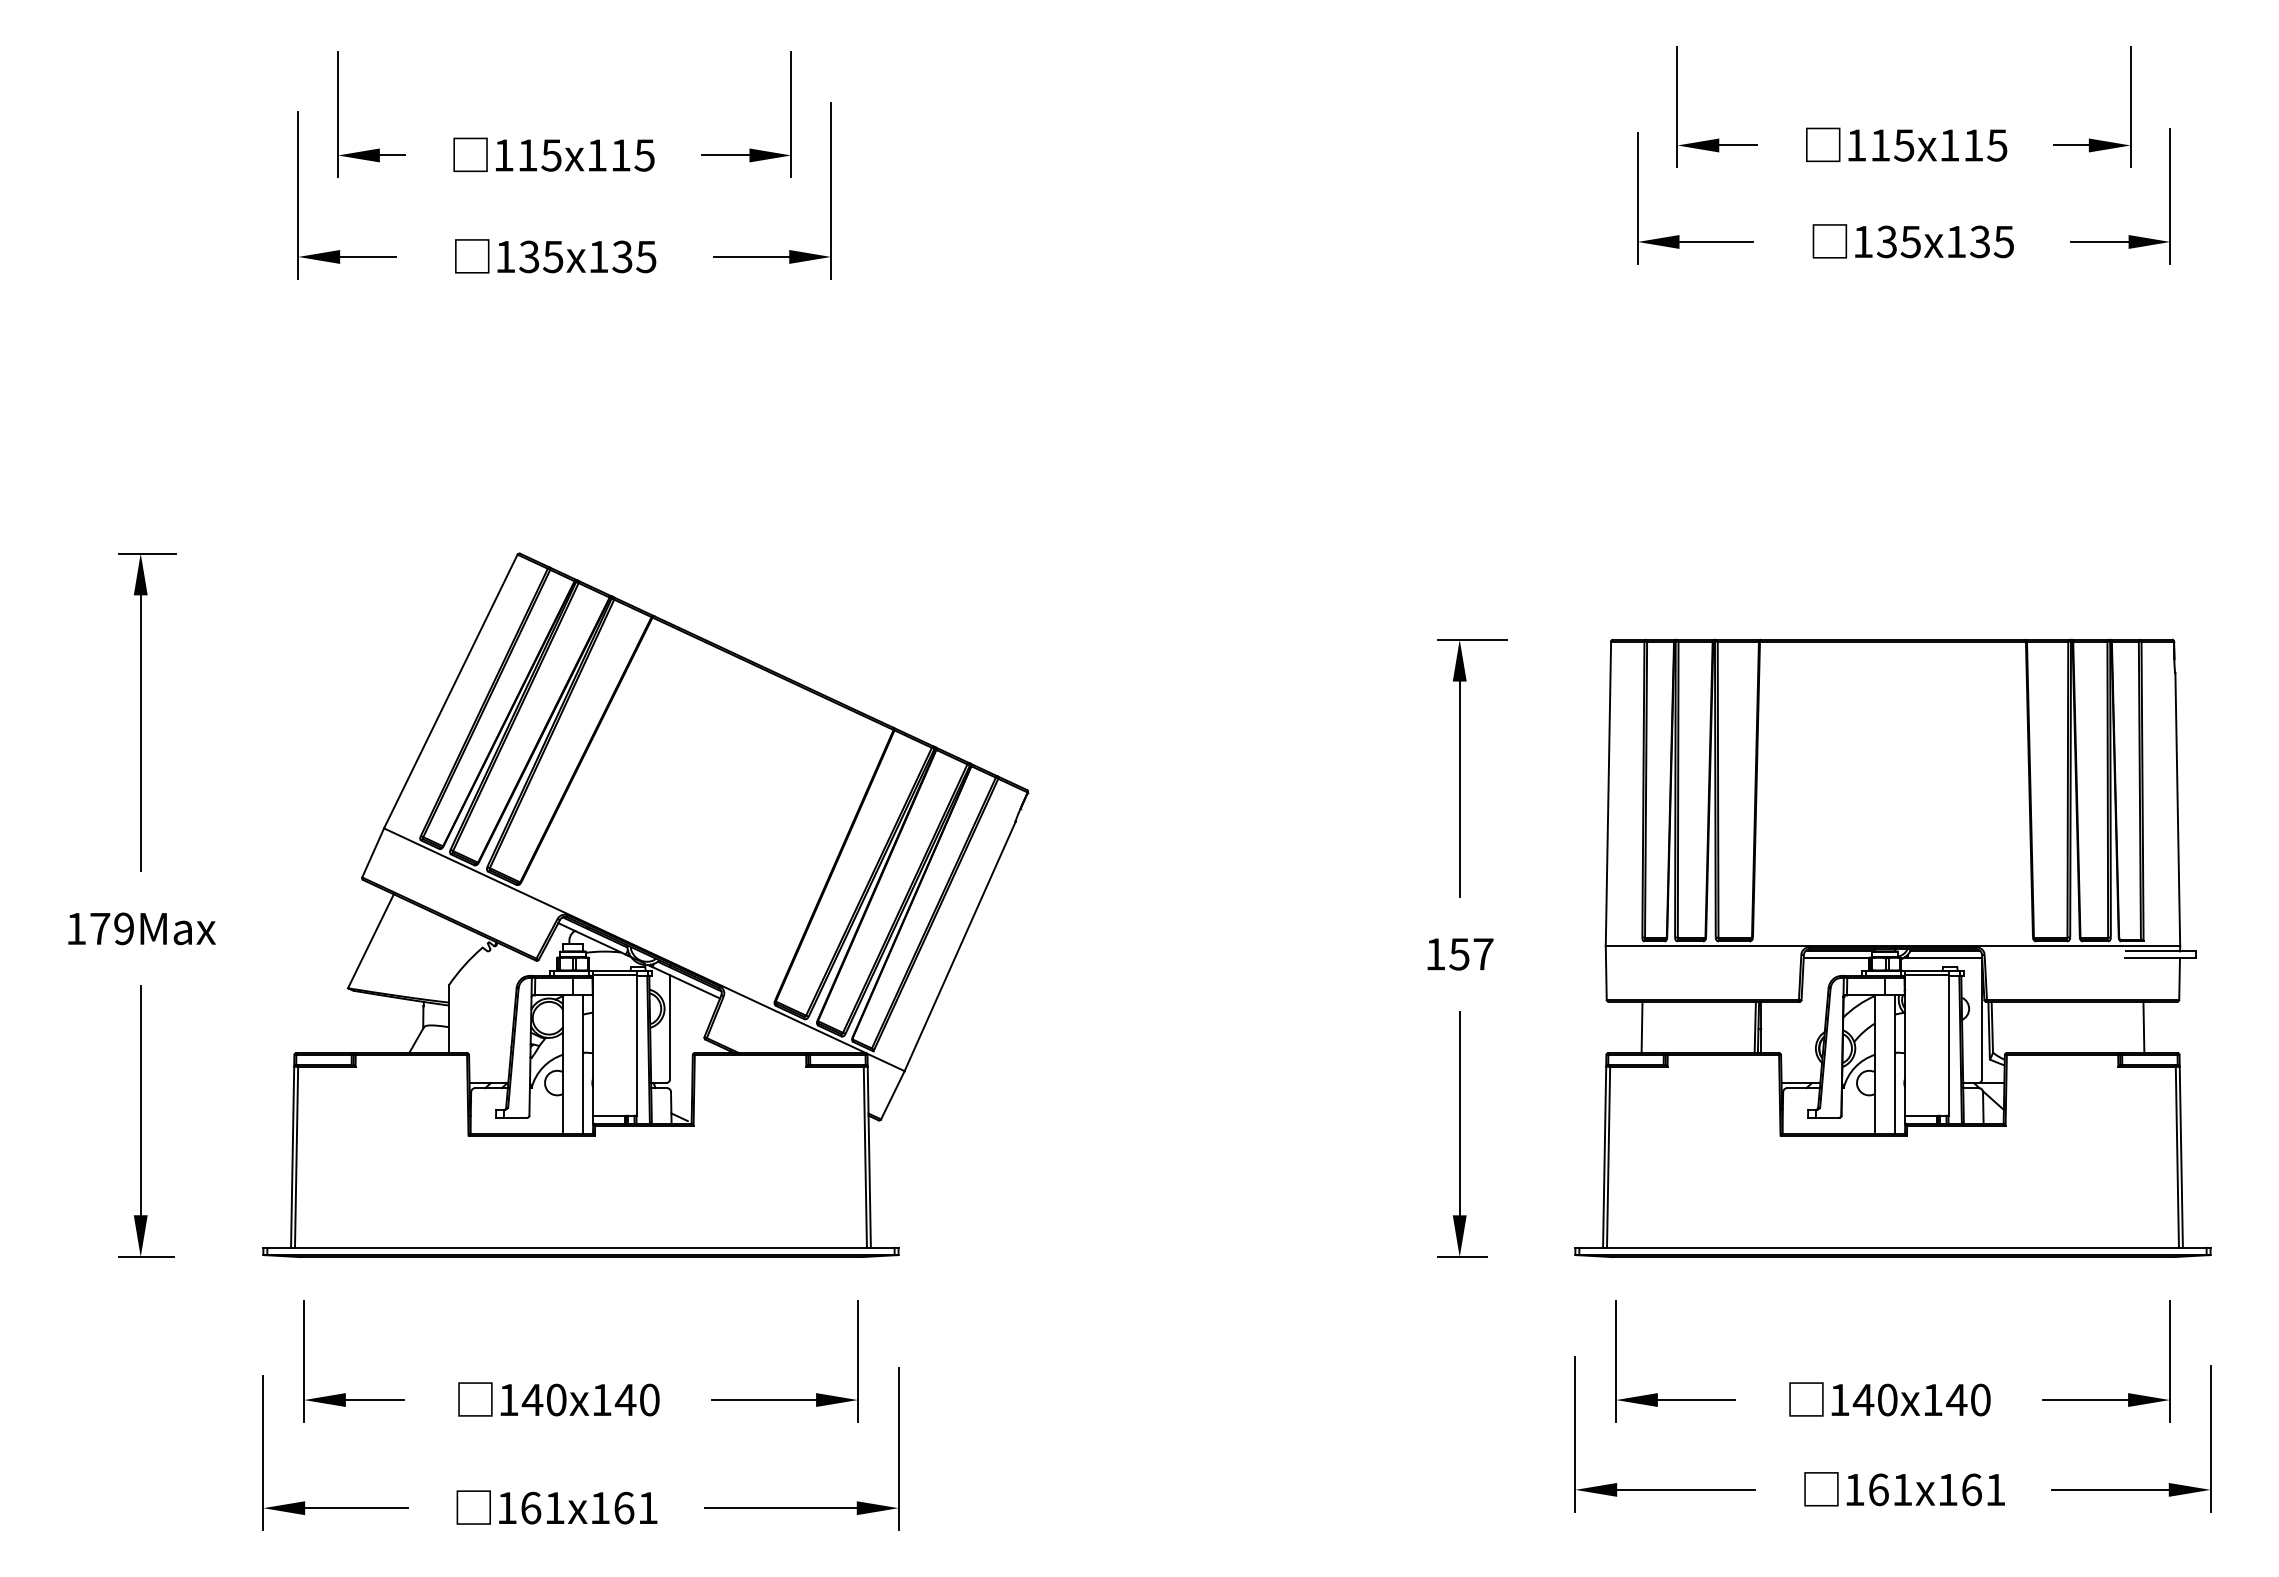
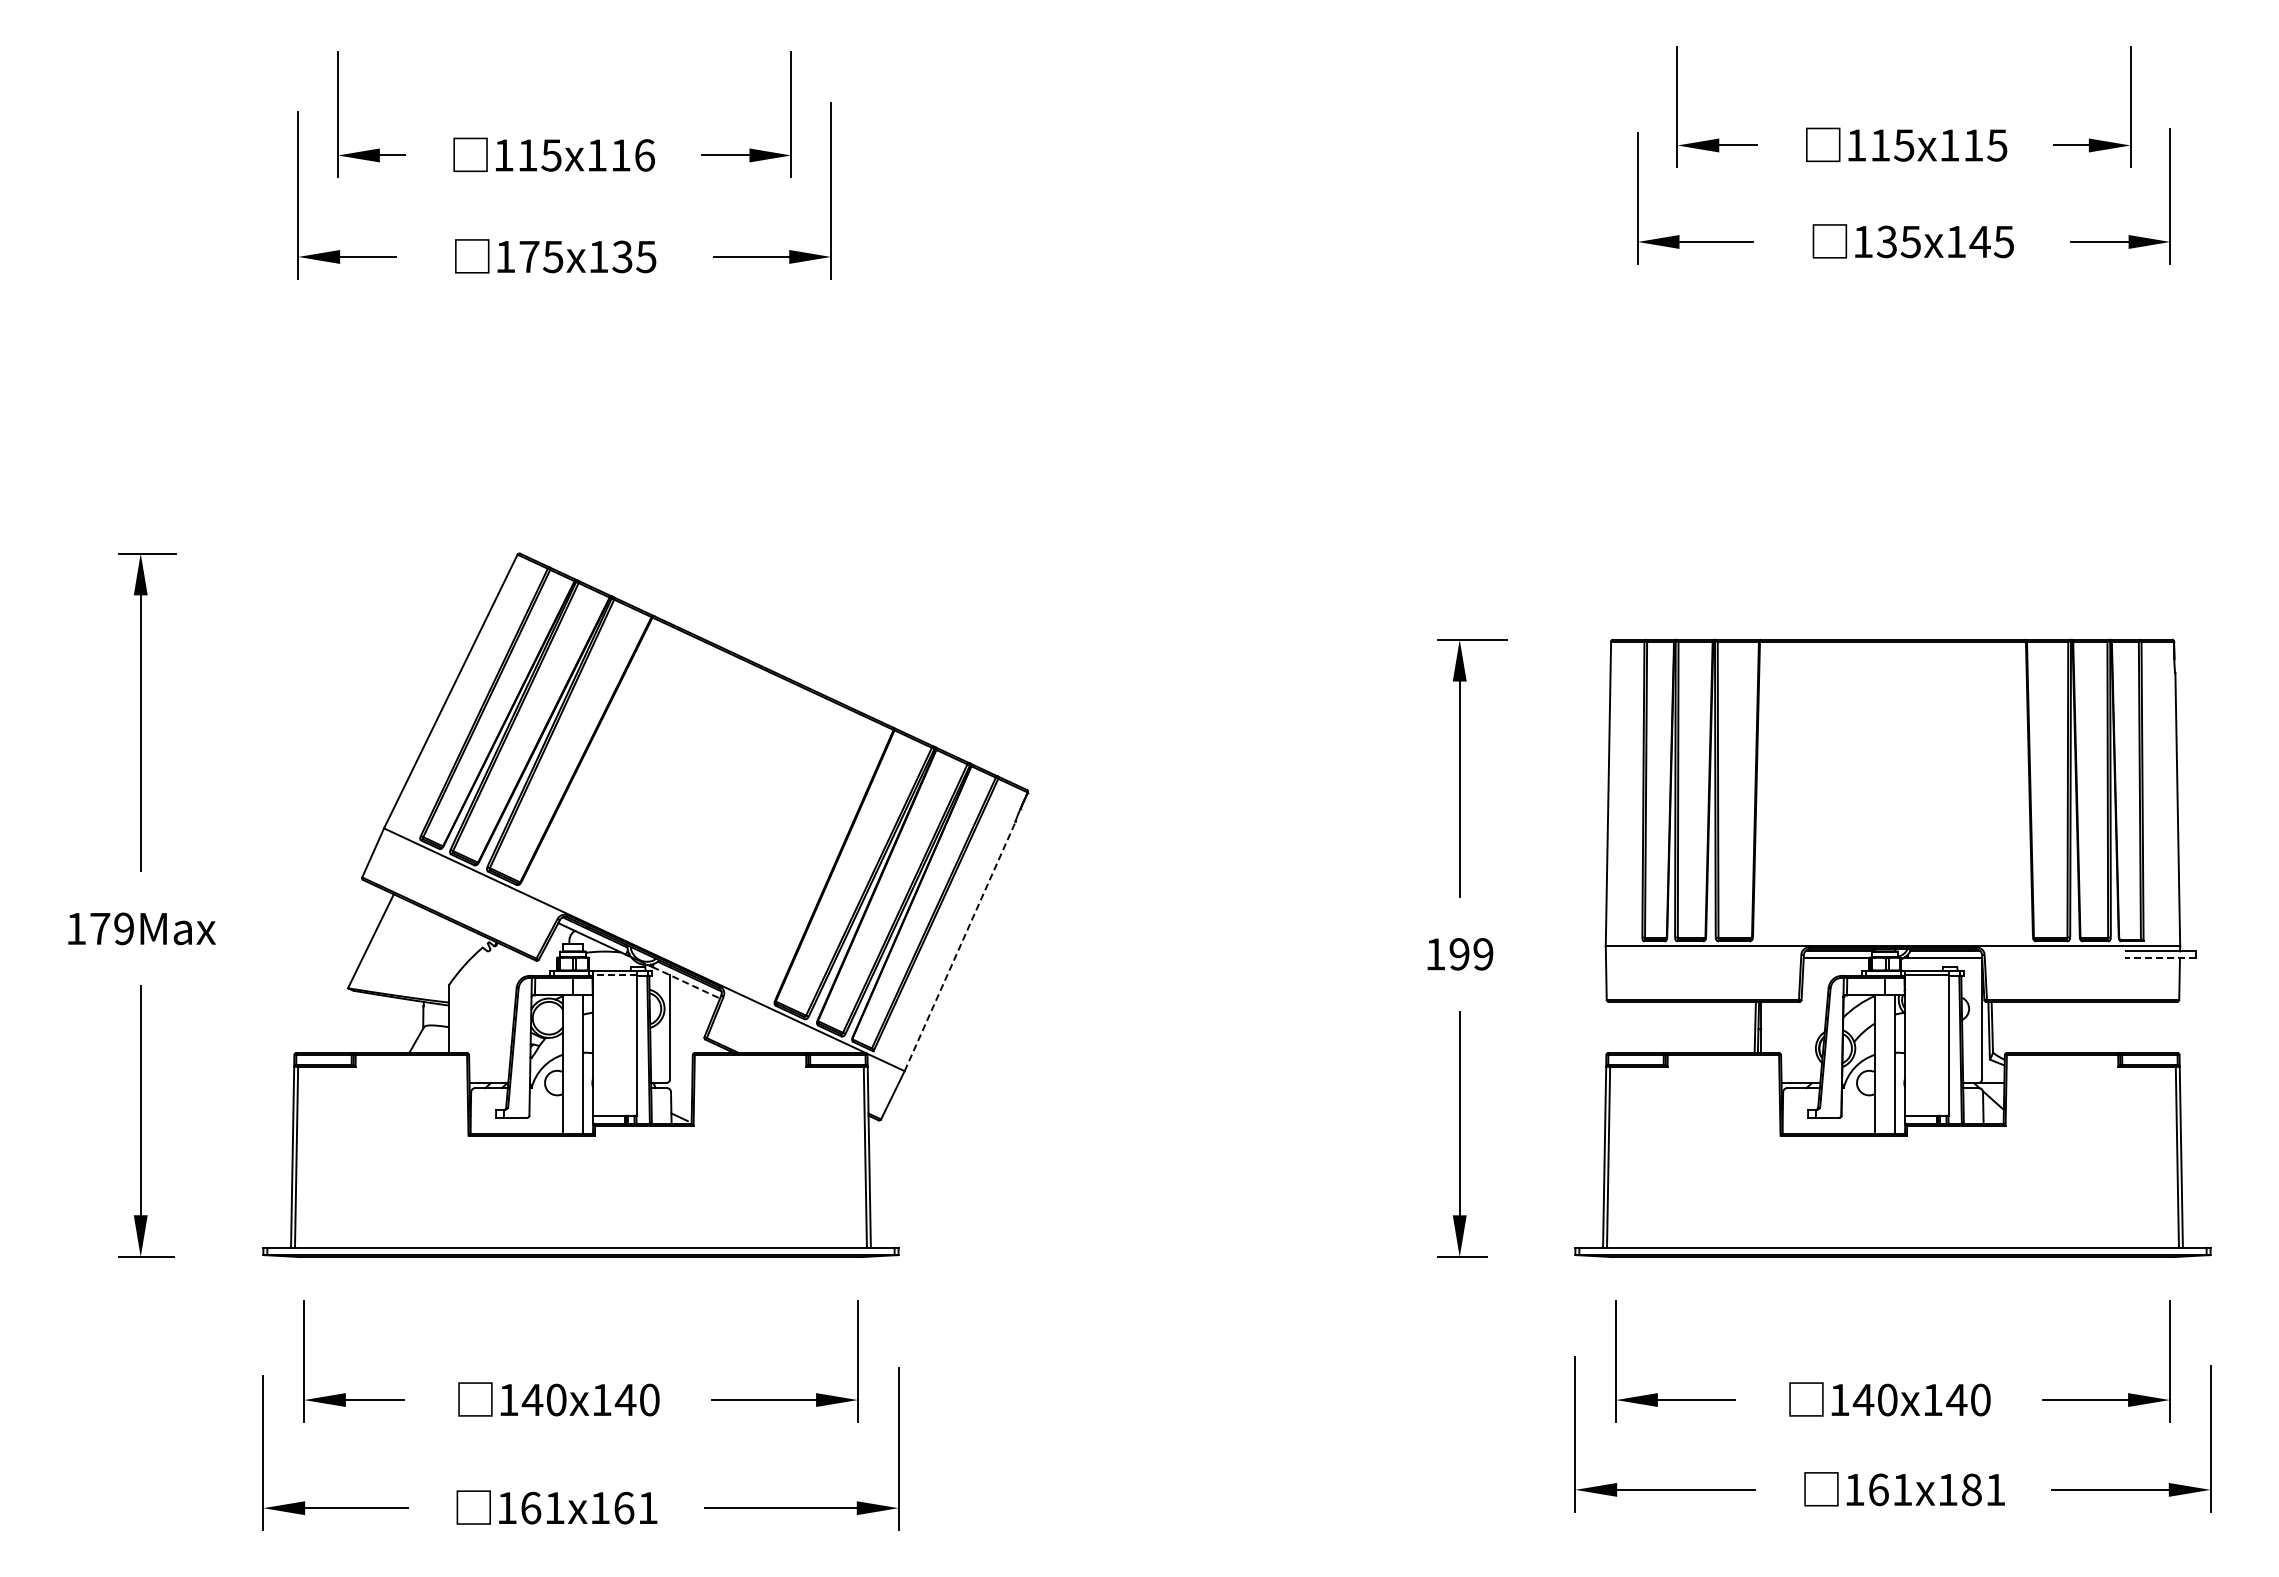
text: 115x115 -> 115x116 (644, 155)
text: 135x135 -> 135x145 (1979, 241)
text: 135x135 -> 175x135 (529, 256)
line: solid -> dashed (960, 946)
text: 157 -> 199 (1471, 954)
line: solid -> dashed (2160, 958)
line: solid -> dashed (615, 975)
line: solid -> dashed (686, 983)
line: present -> none (1641, 1027)
line: present -> none (2143, 1027)
text: 161x161 -> 161x181 (1971, 1489)
